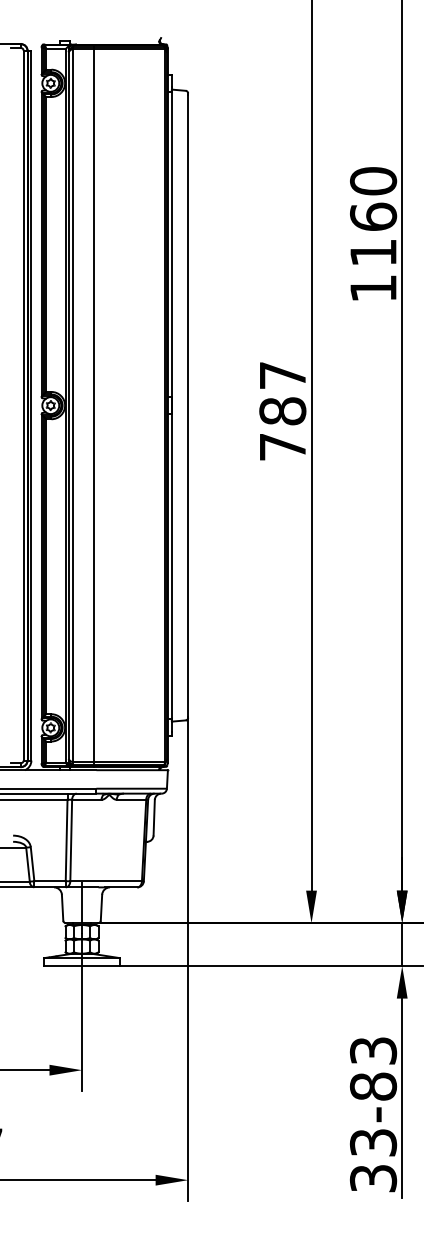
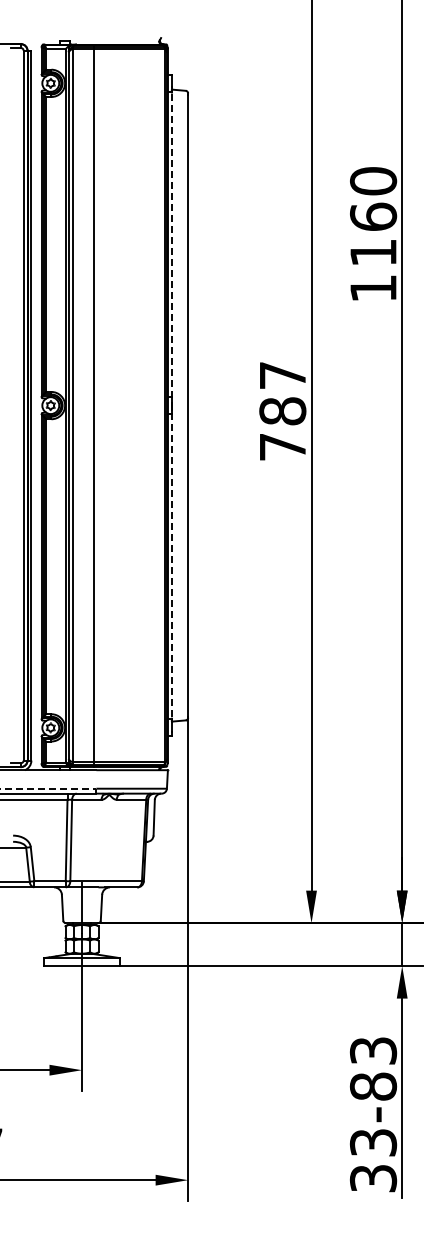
line: solid -> dashed (172, 406)
line: solid -> dashed (48, 788)
